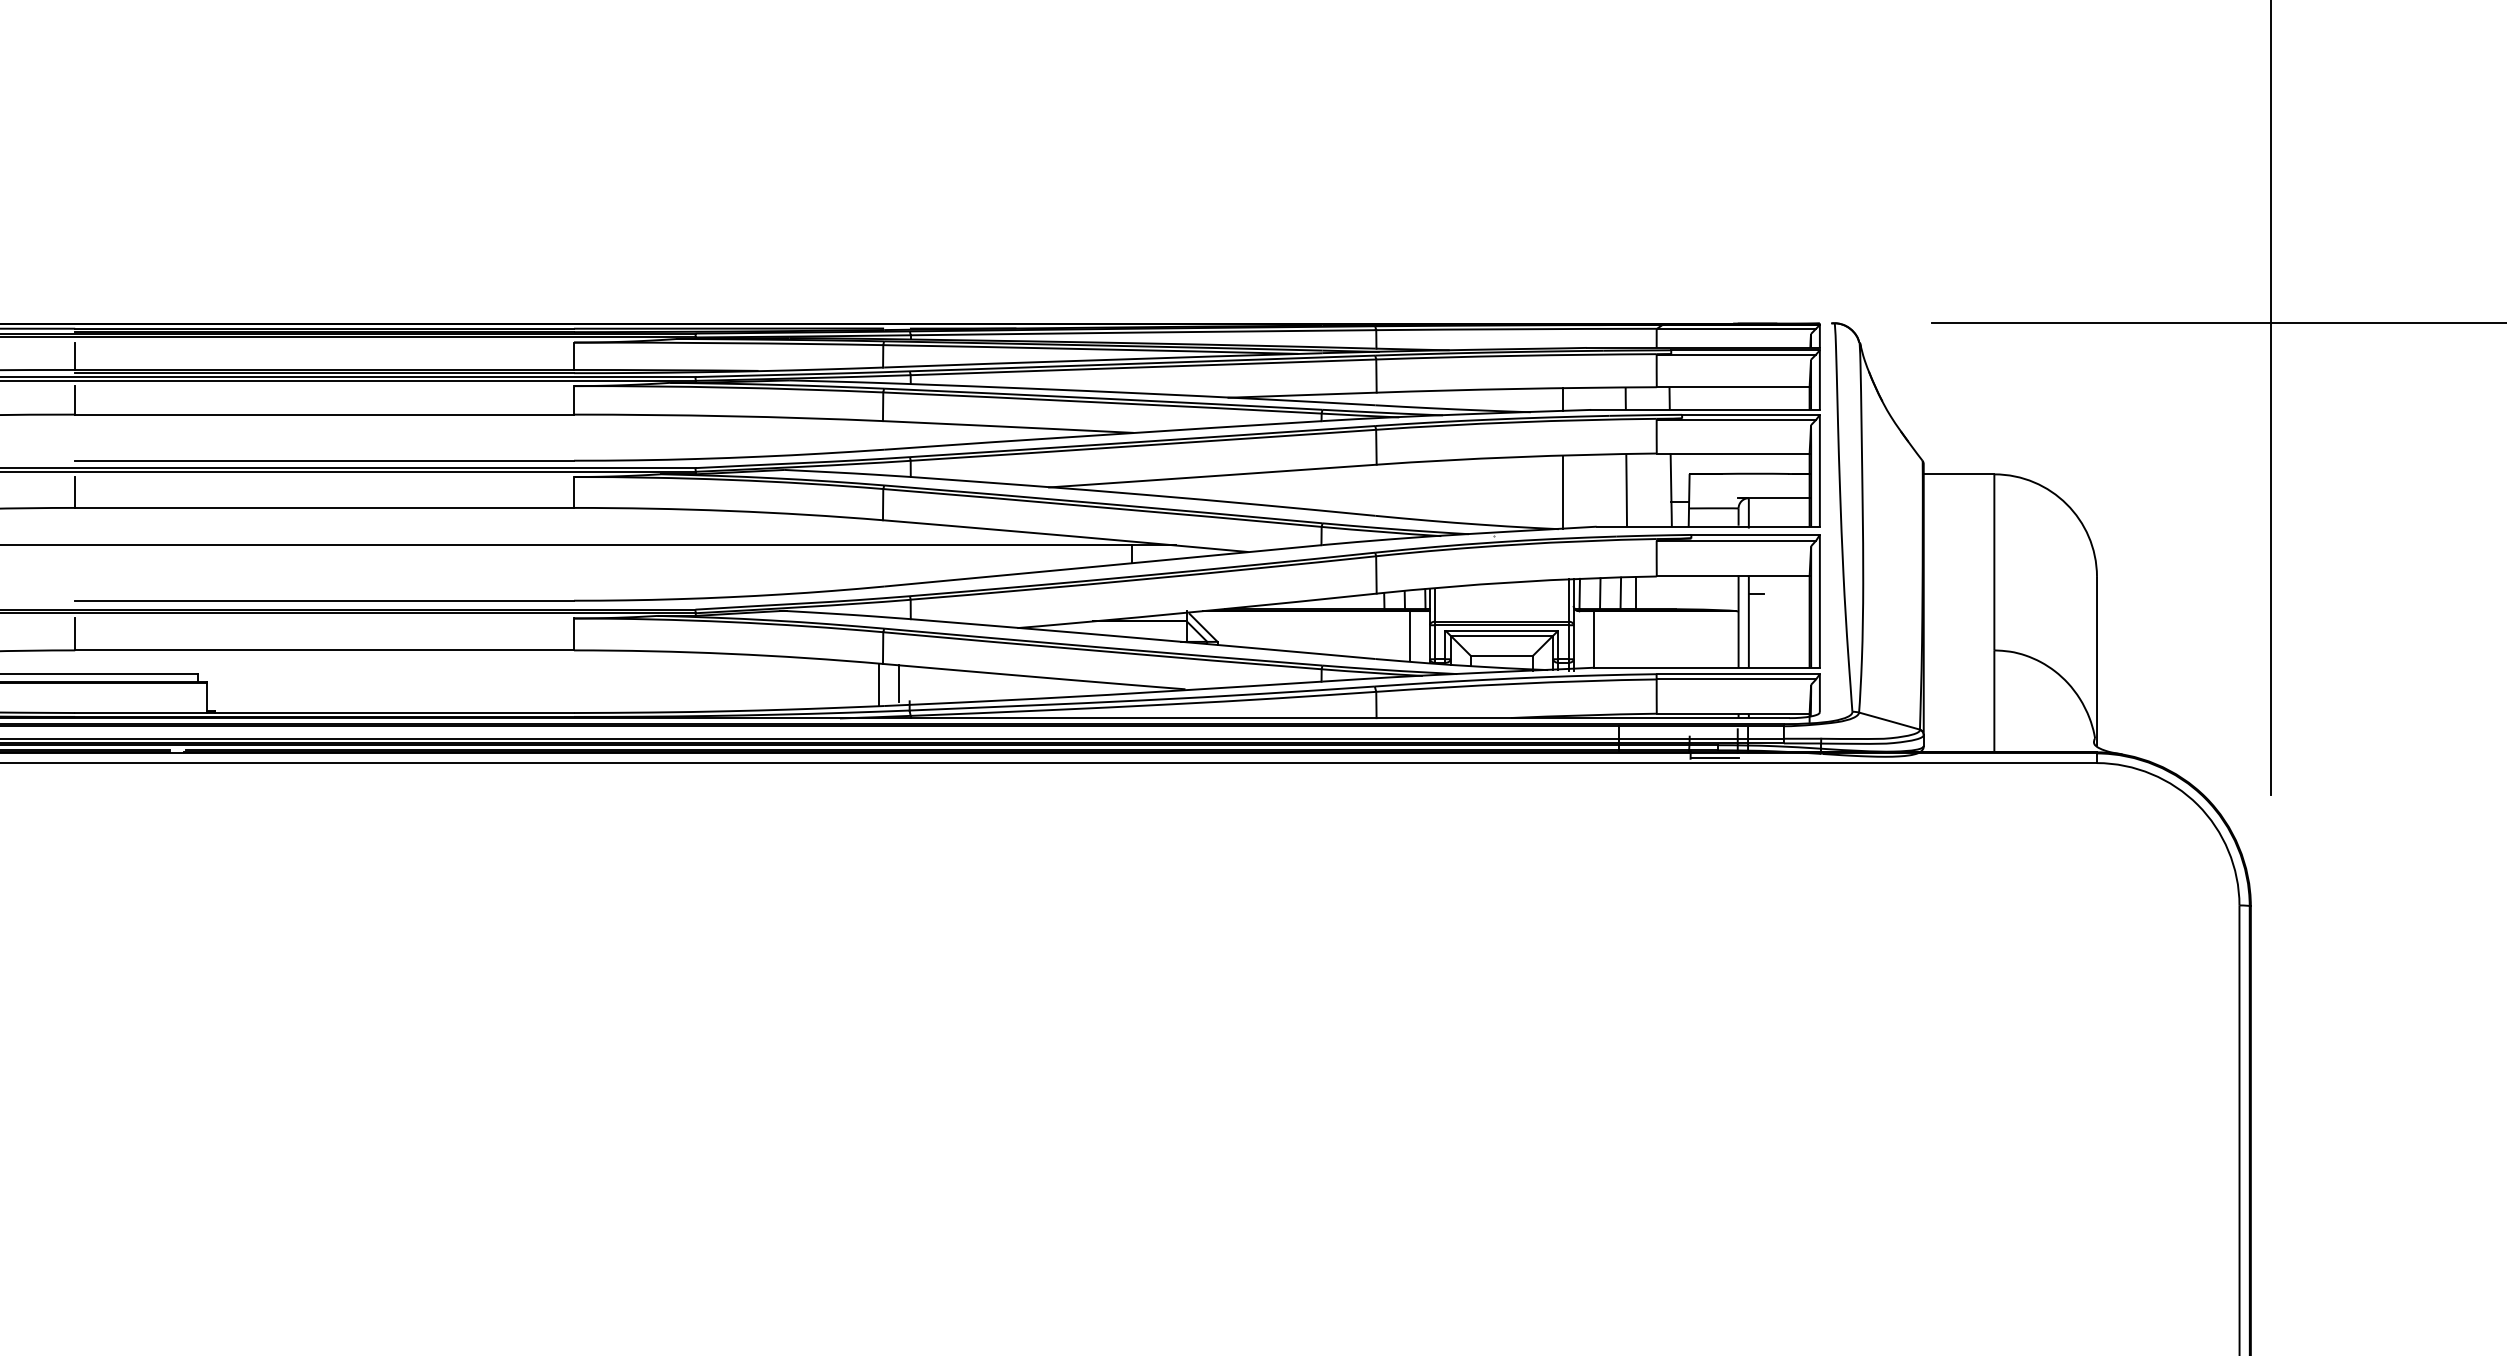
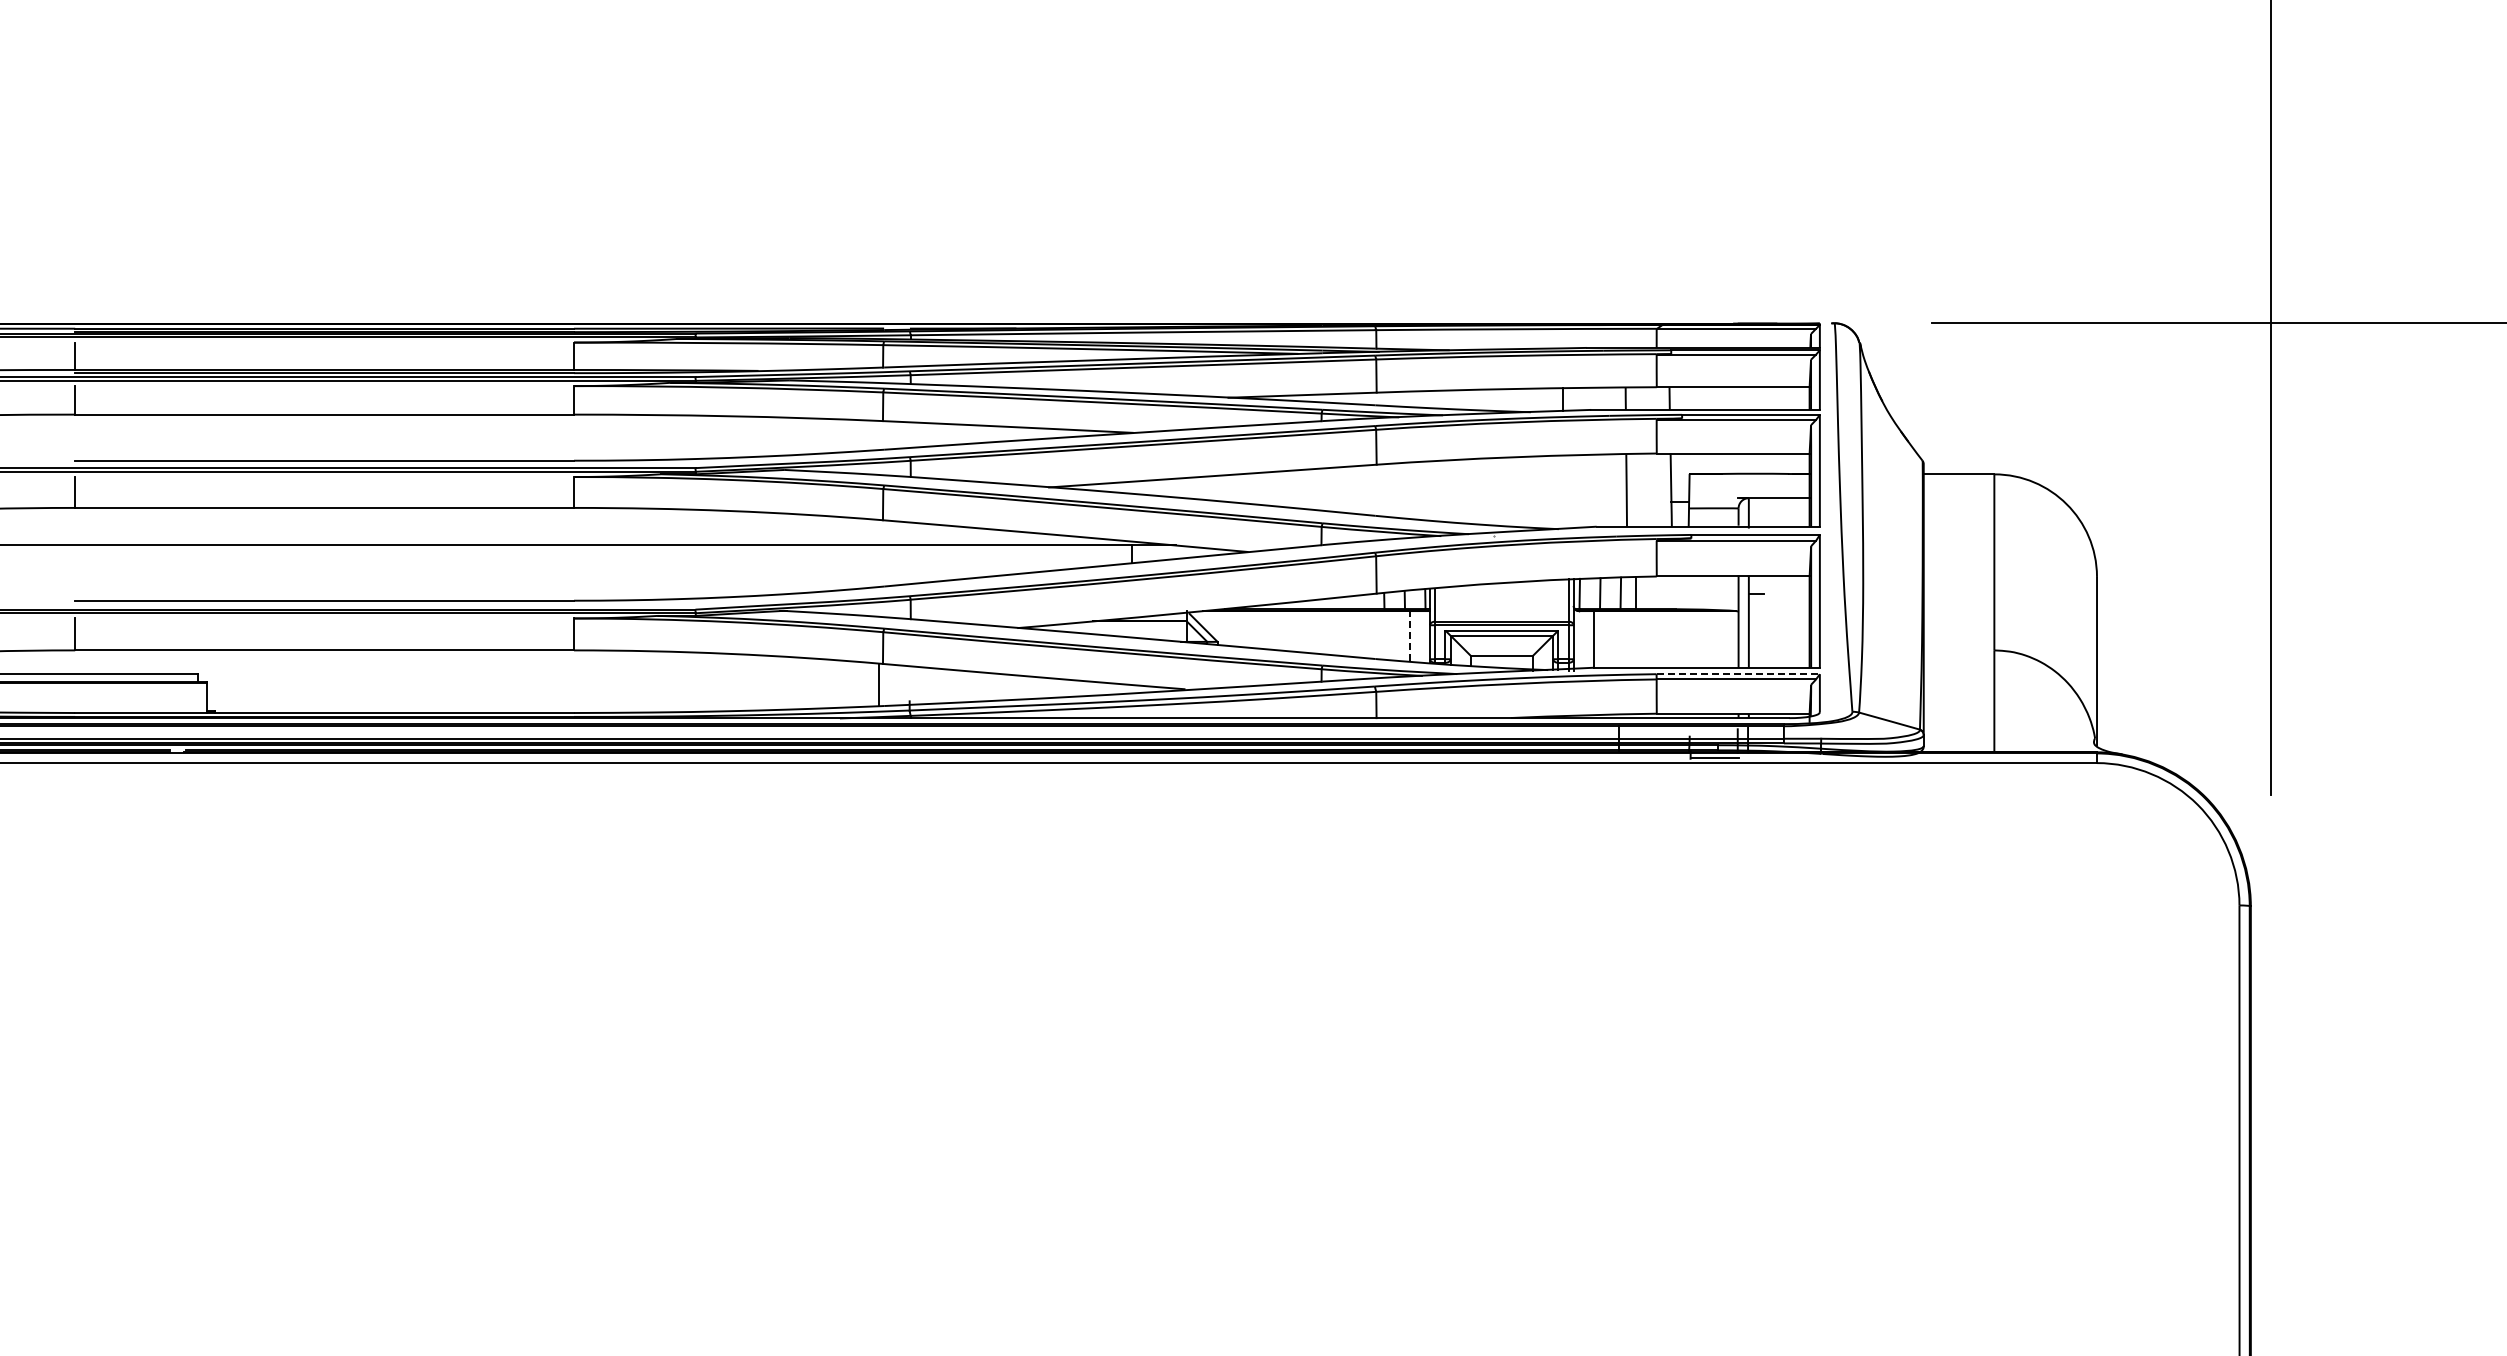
line: present -> none (1563, 491)
line: solid -> dashed (1409, 635)
line: solid -> dashed (1738, 674)
line: present -> none (899, 683)
